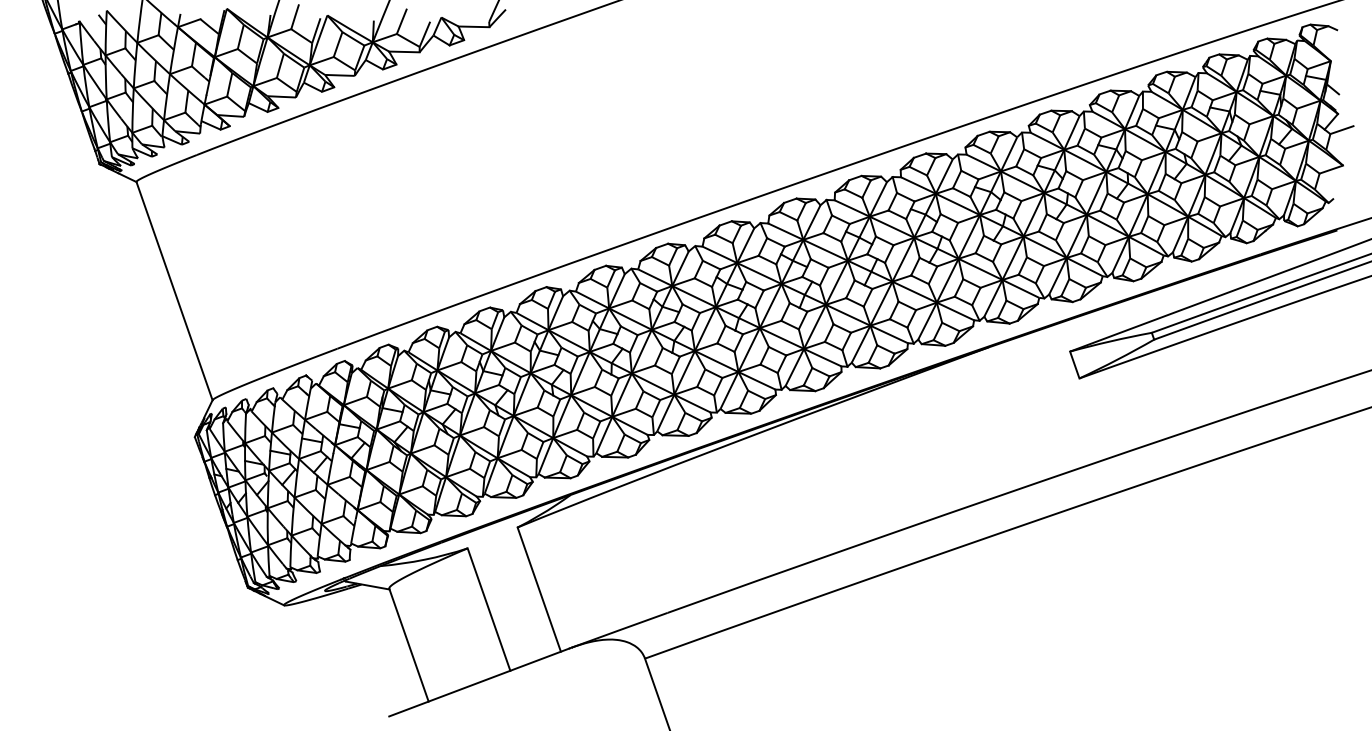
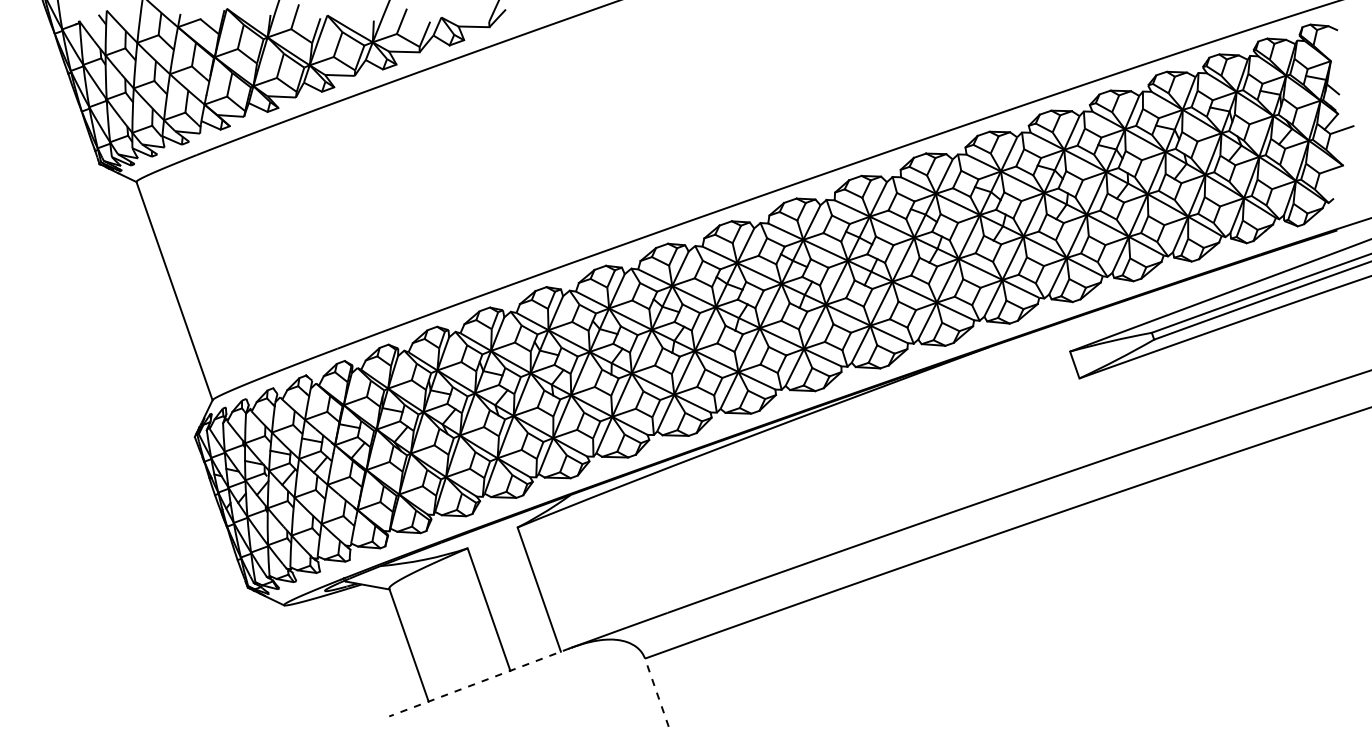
line: solid -> dashed (478, 682)
line: solid -> dashed (657, 694)
